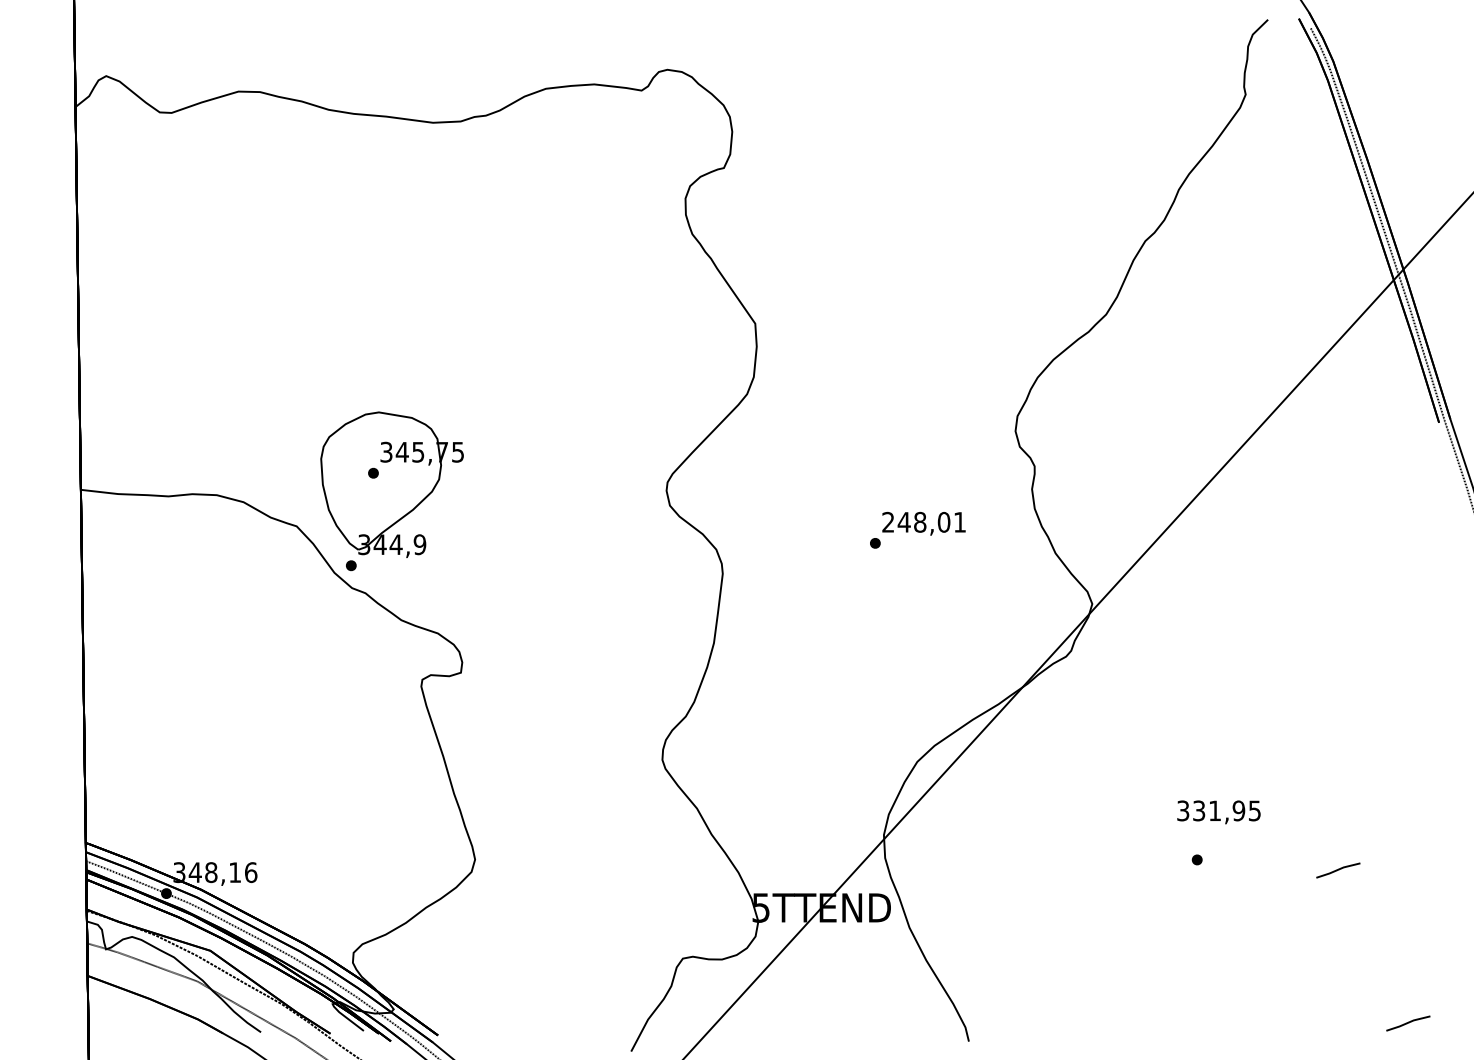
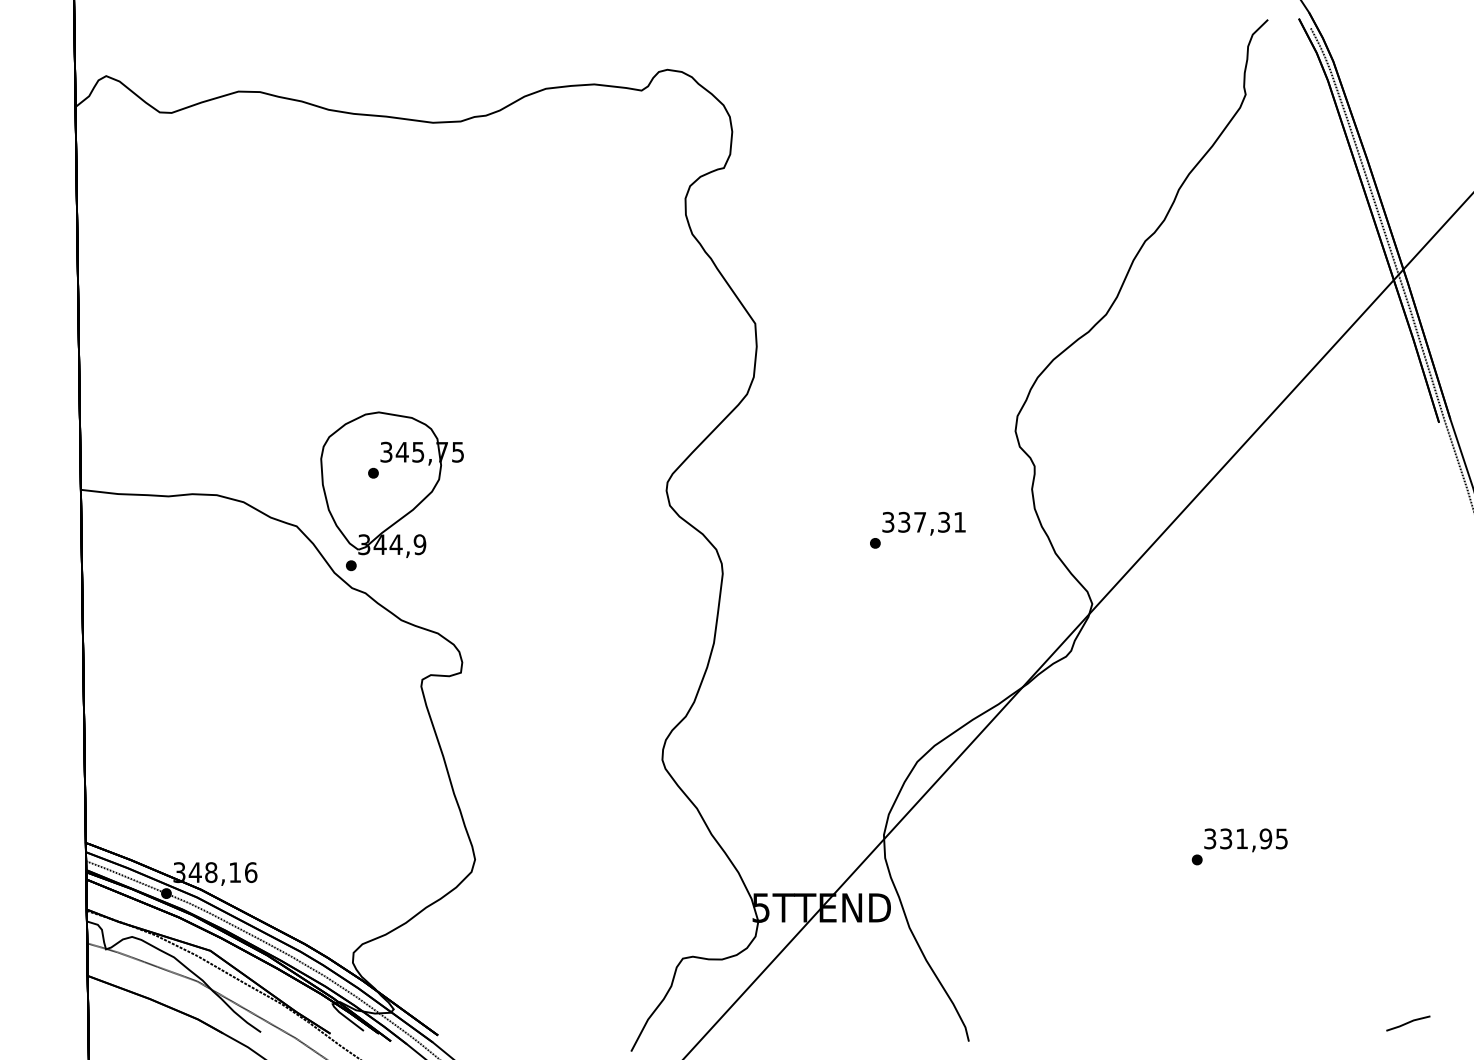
text: 248,01 -> 337,31 (916, 521)
text position: (1218, 812) -> (1245, 840) (1245, 840)
part: present -> none (1338, 870)
